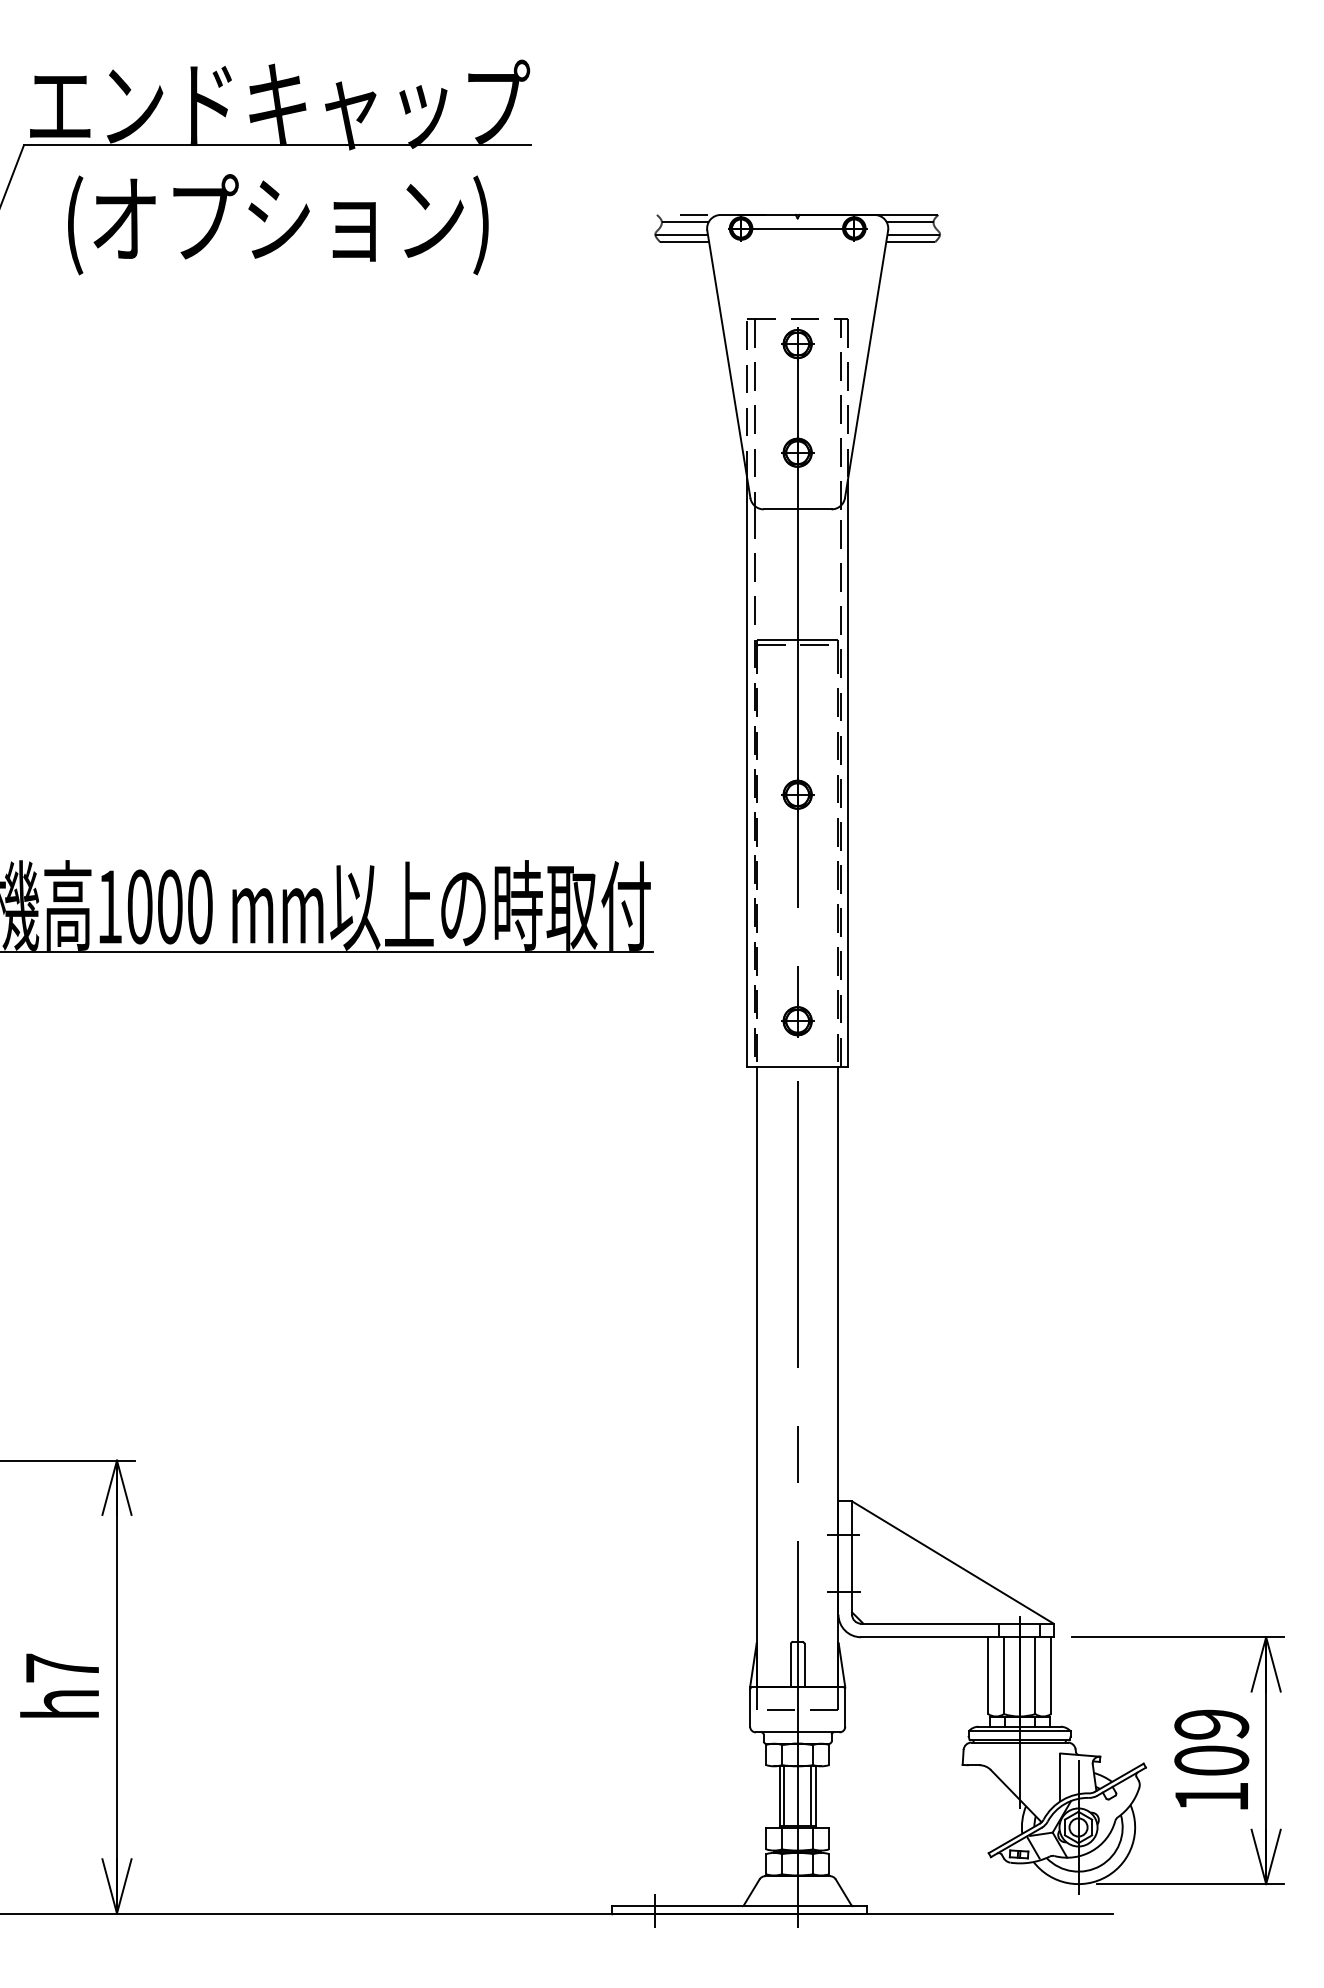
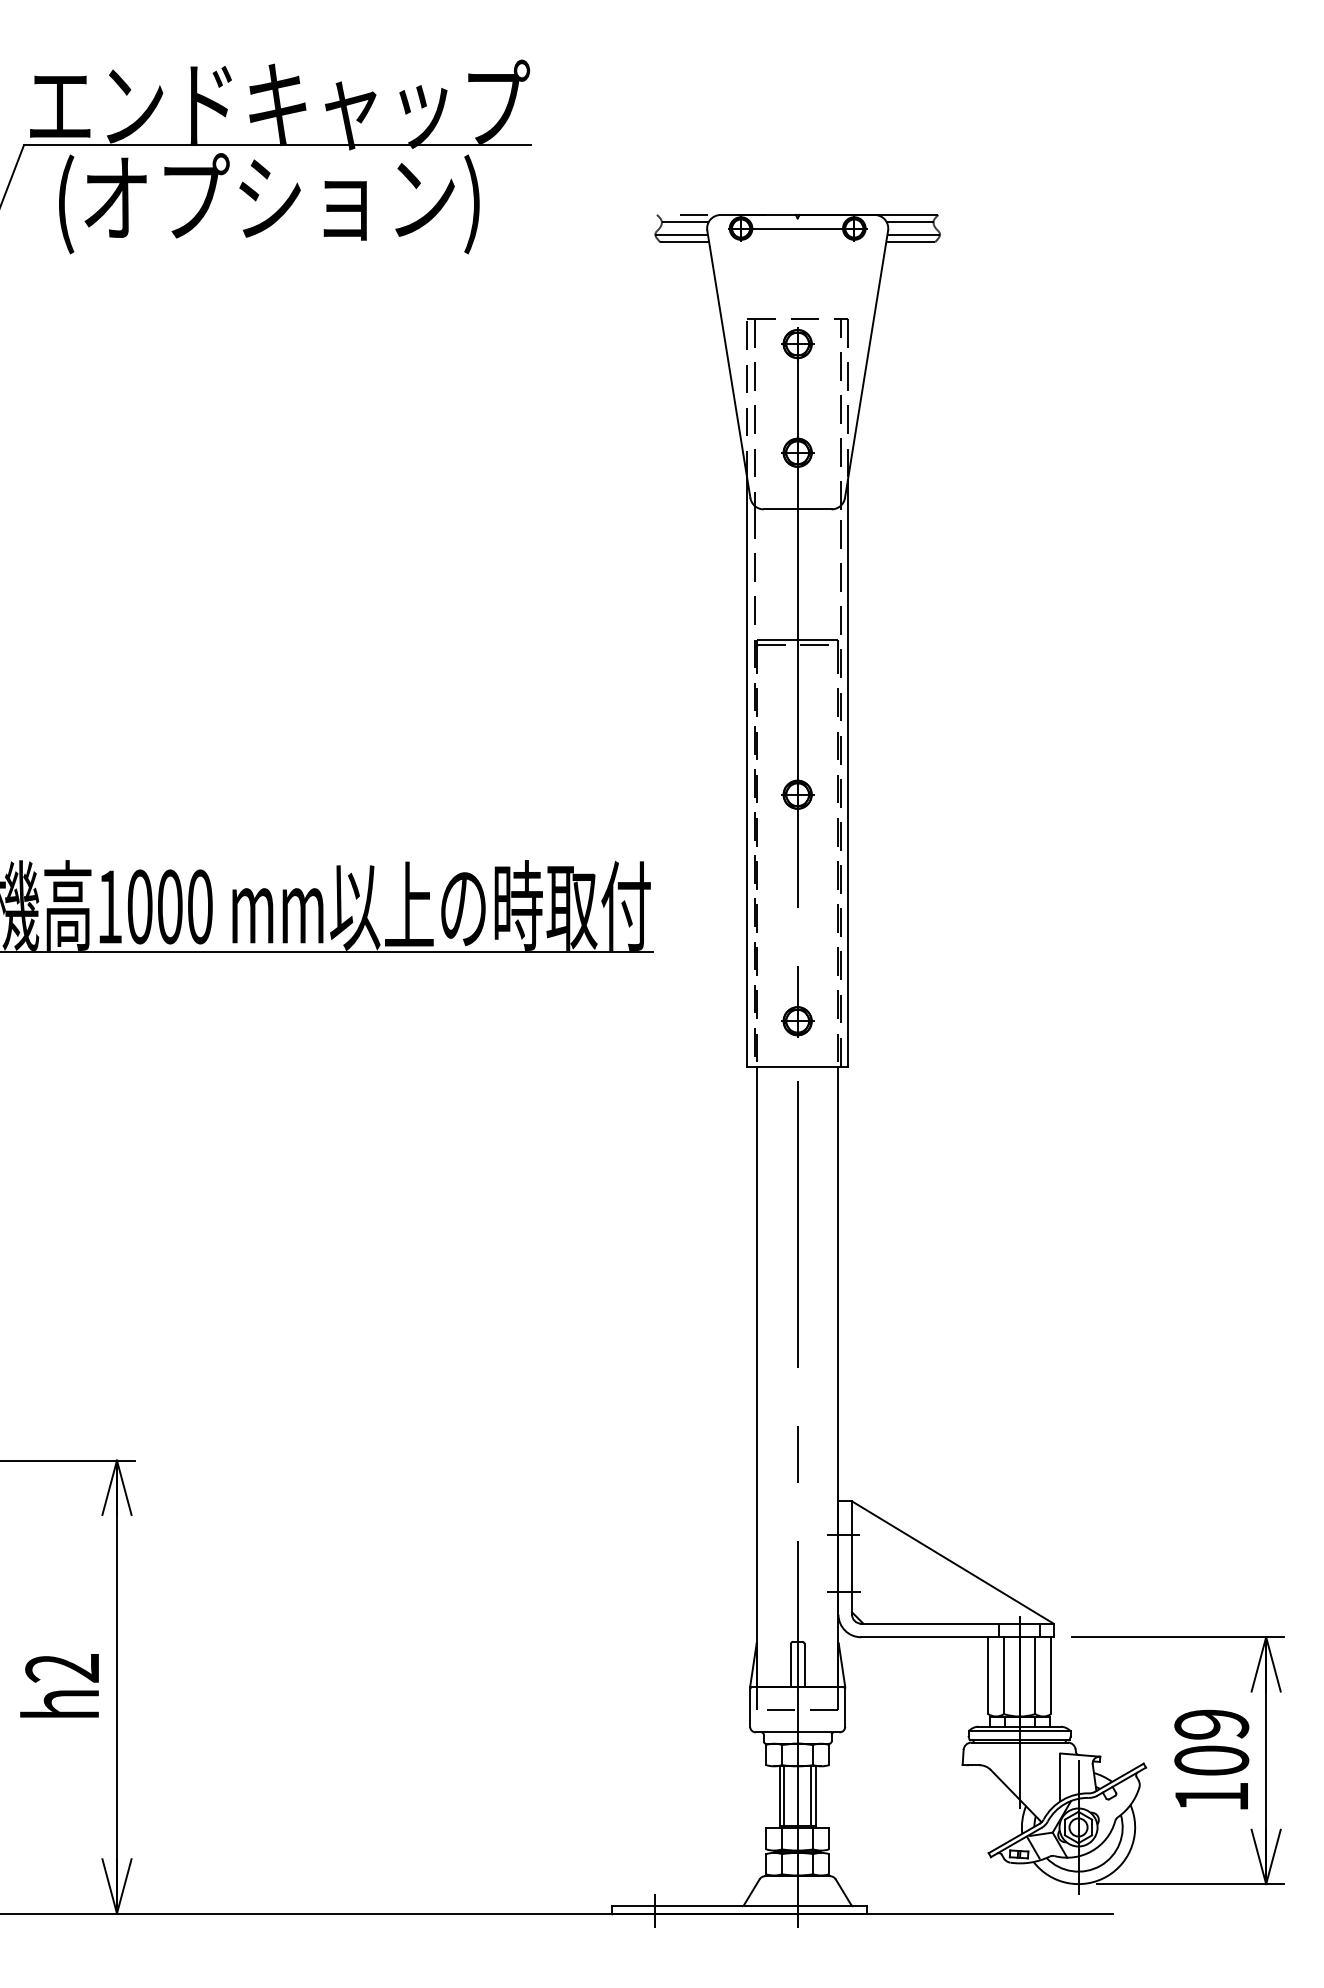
text position: (278, 224) -> (269, 203) (269, 203)
text: h7 -> h2 (61, 1667)
